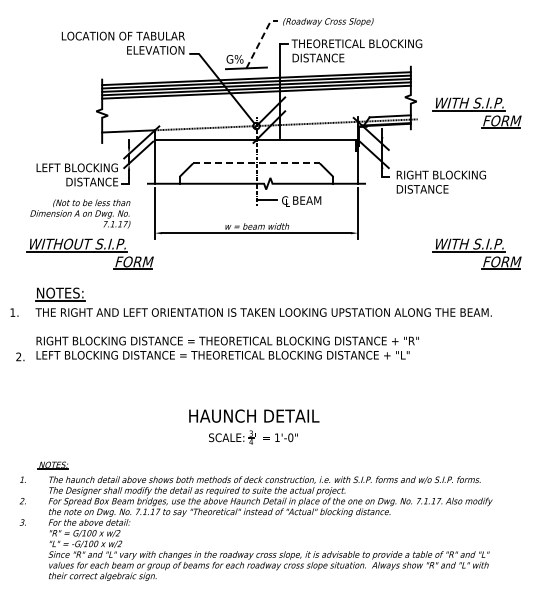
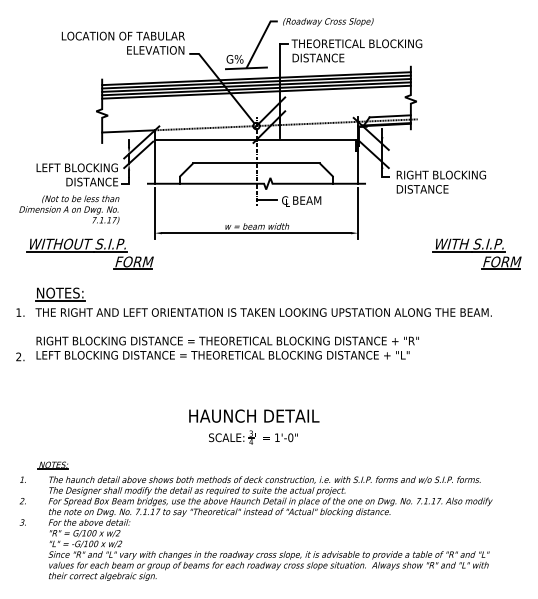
line: dashed -> solid (260, 40)
part: present -> none (476, 112)
line: dashed -> solid (257, 163)
text position: (80, 213) -> (69, 209) (69, 209)
text position: (14, 312) -> (20, 312) (20, 312)
